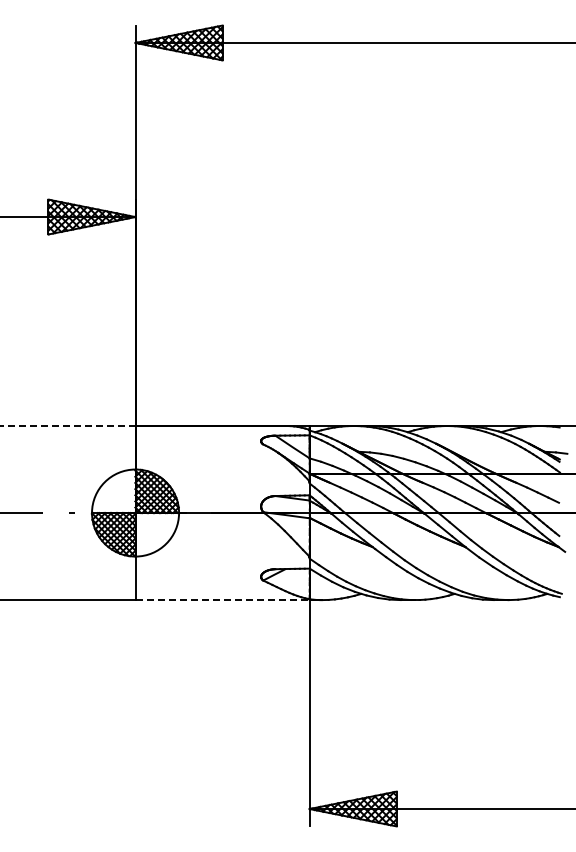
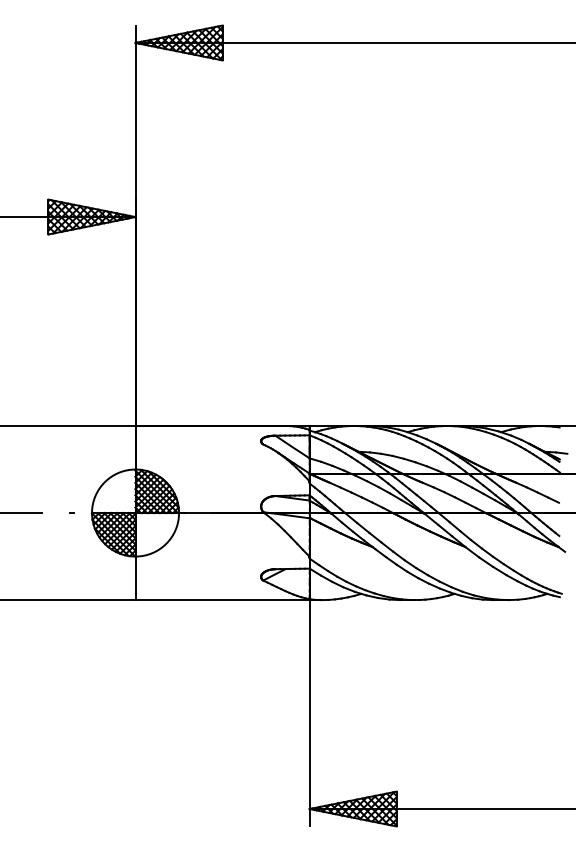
line: dashed -> solid (67, 426)
line: dashed -> solid (223, 600)
